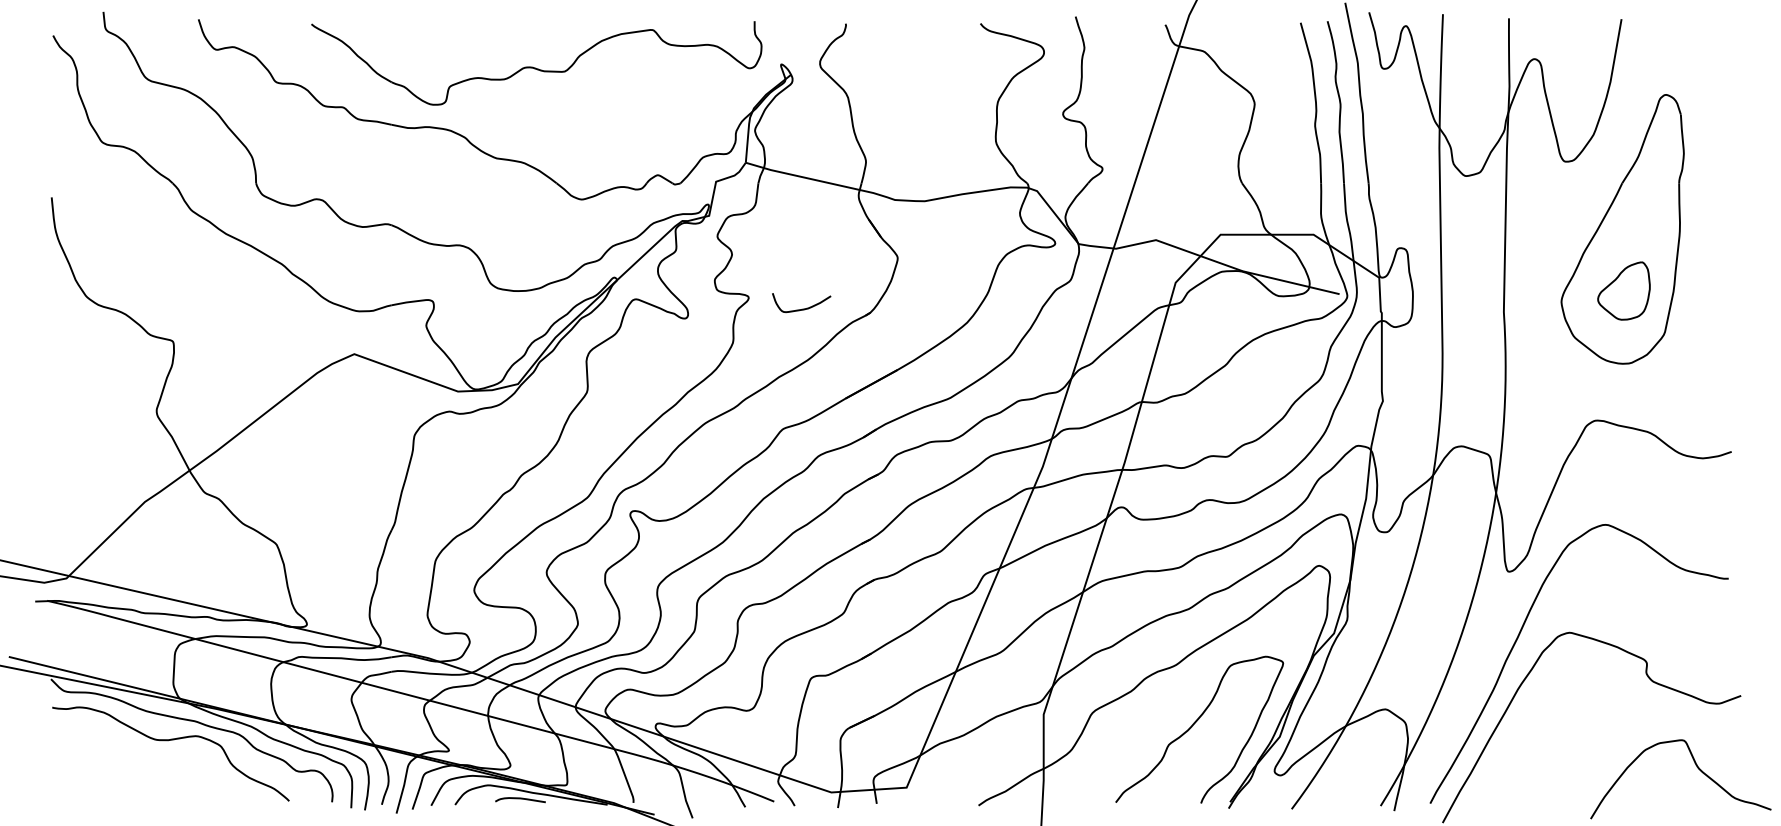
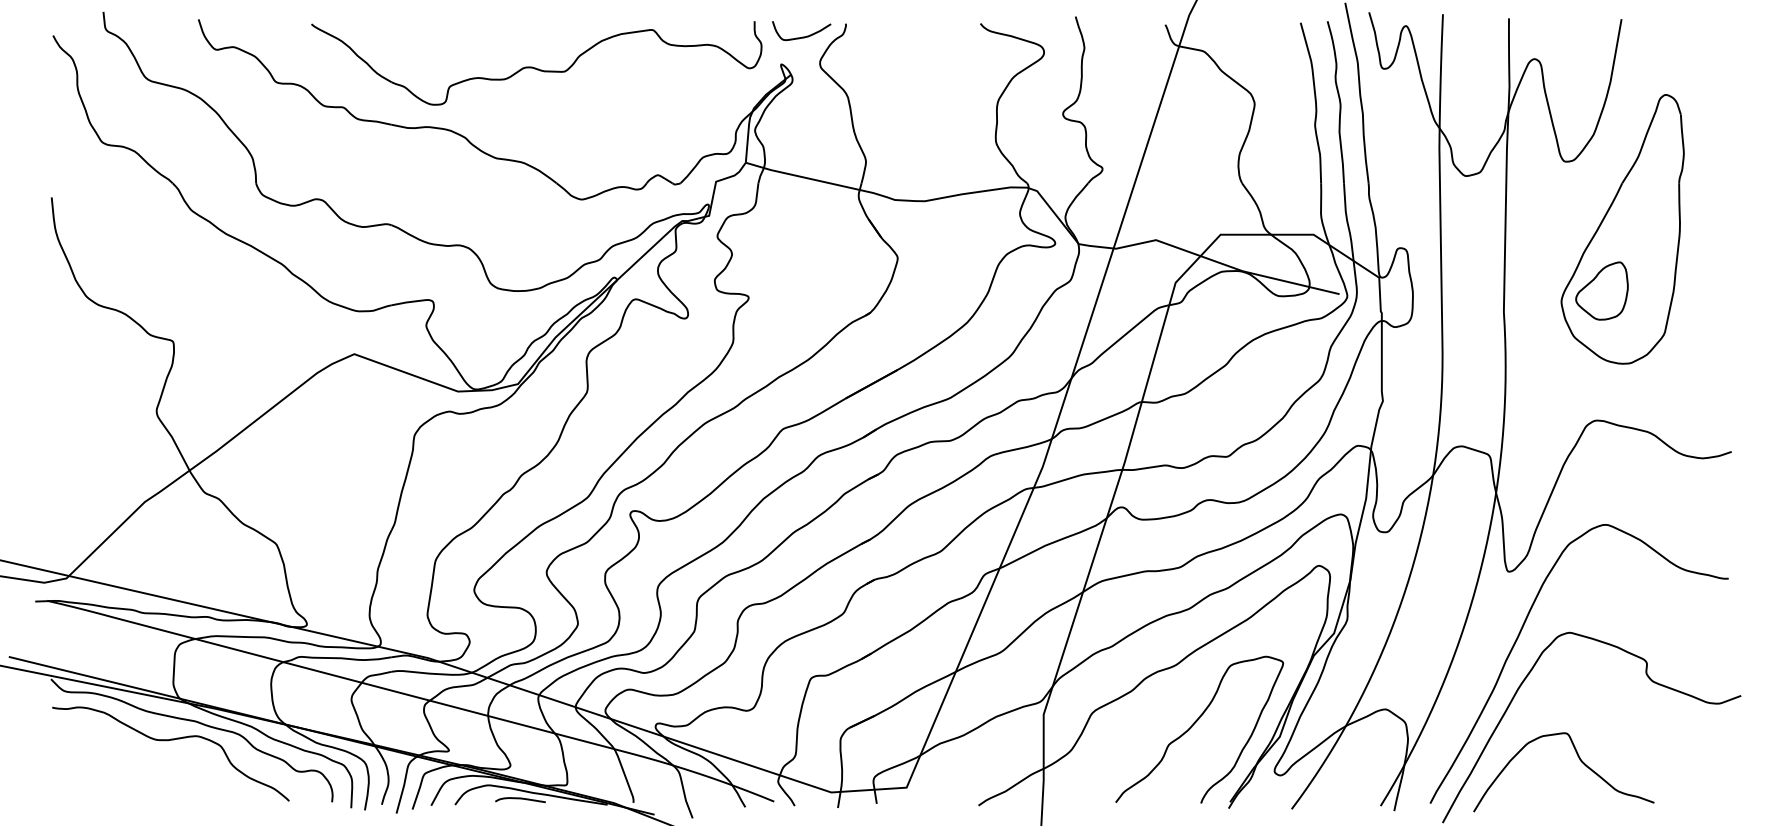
part position: (1623, 290) -> (1601, 290) (1601, 290)
curve position: (802, 308) -> (802, 36) (802, 36)
curve position: (1697, 768) -> (1580, 761) (1580, 761)
